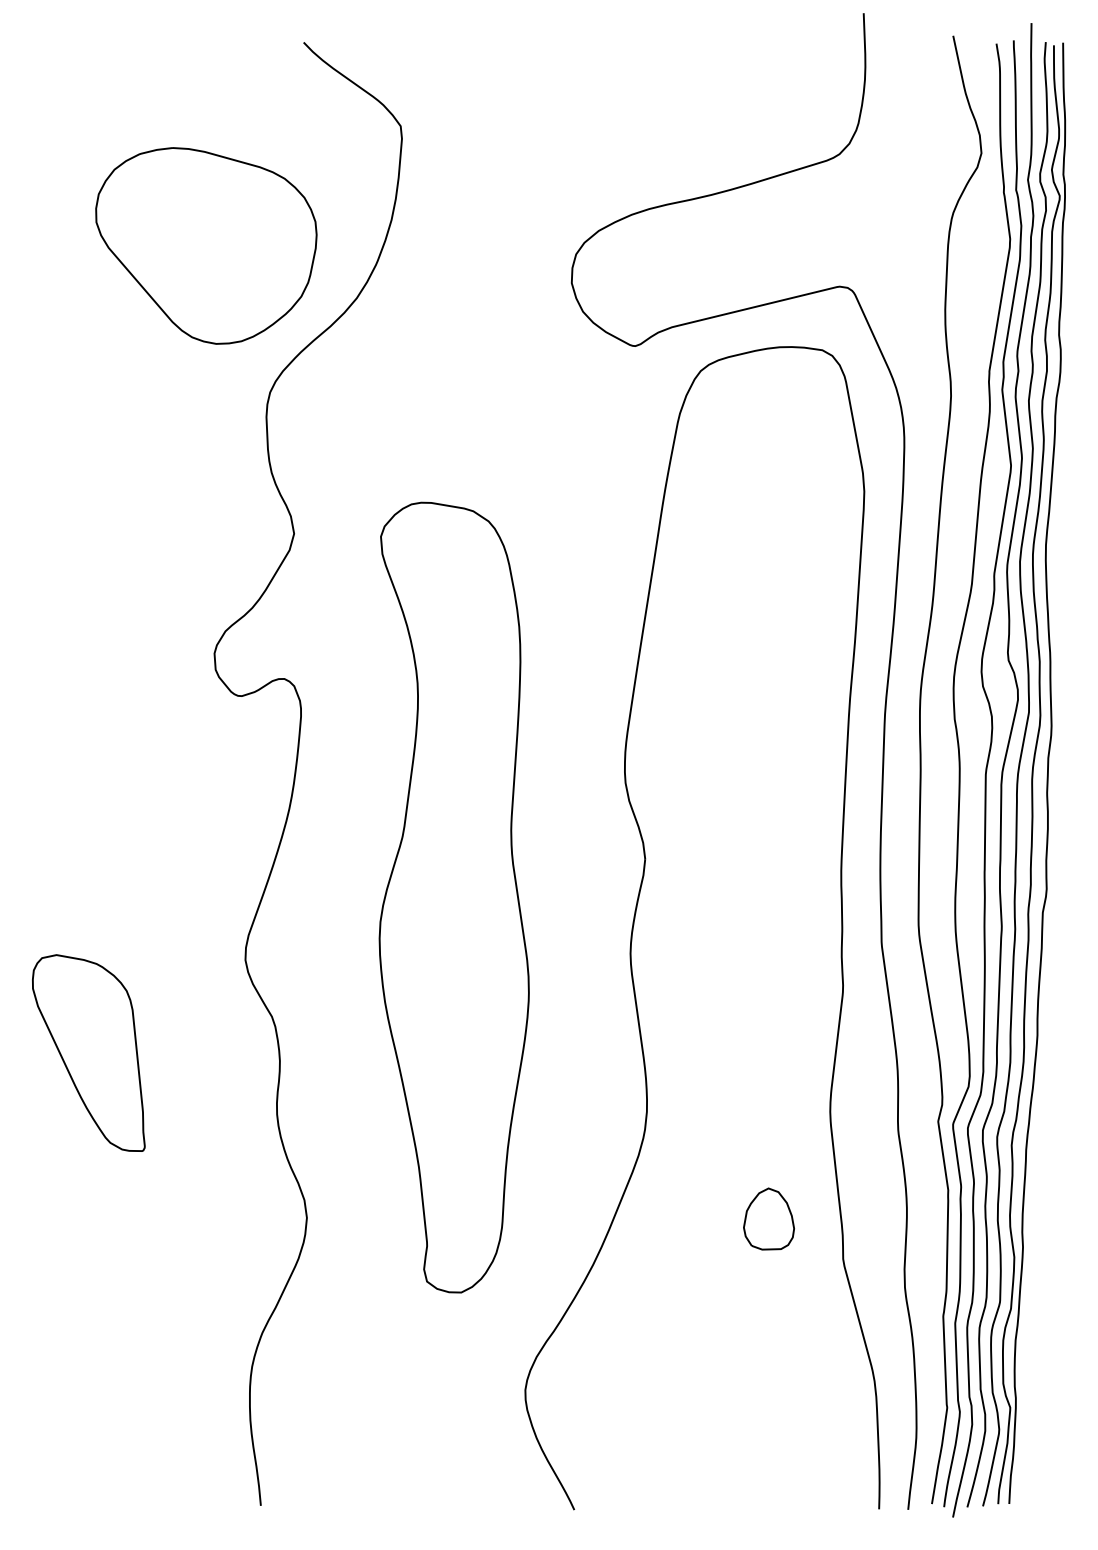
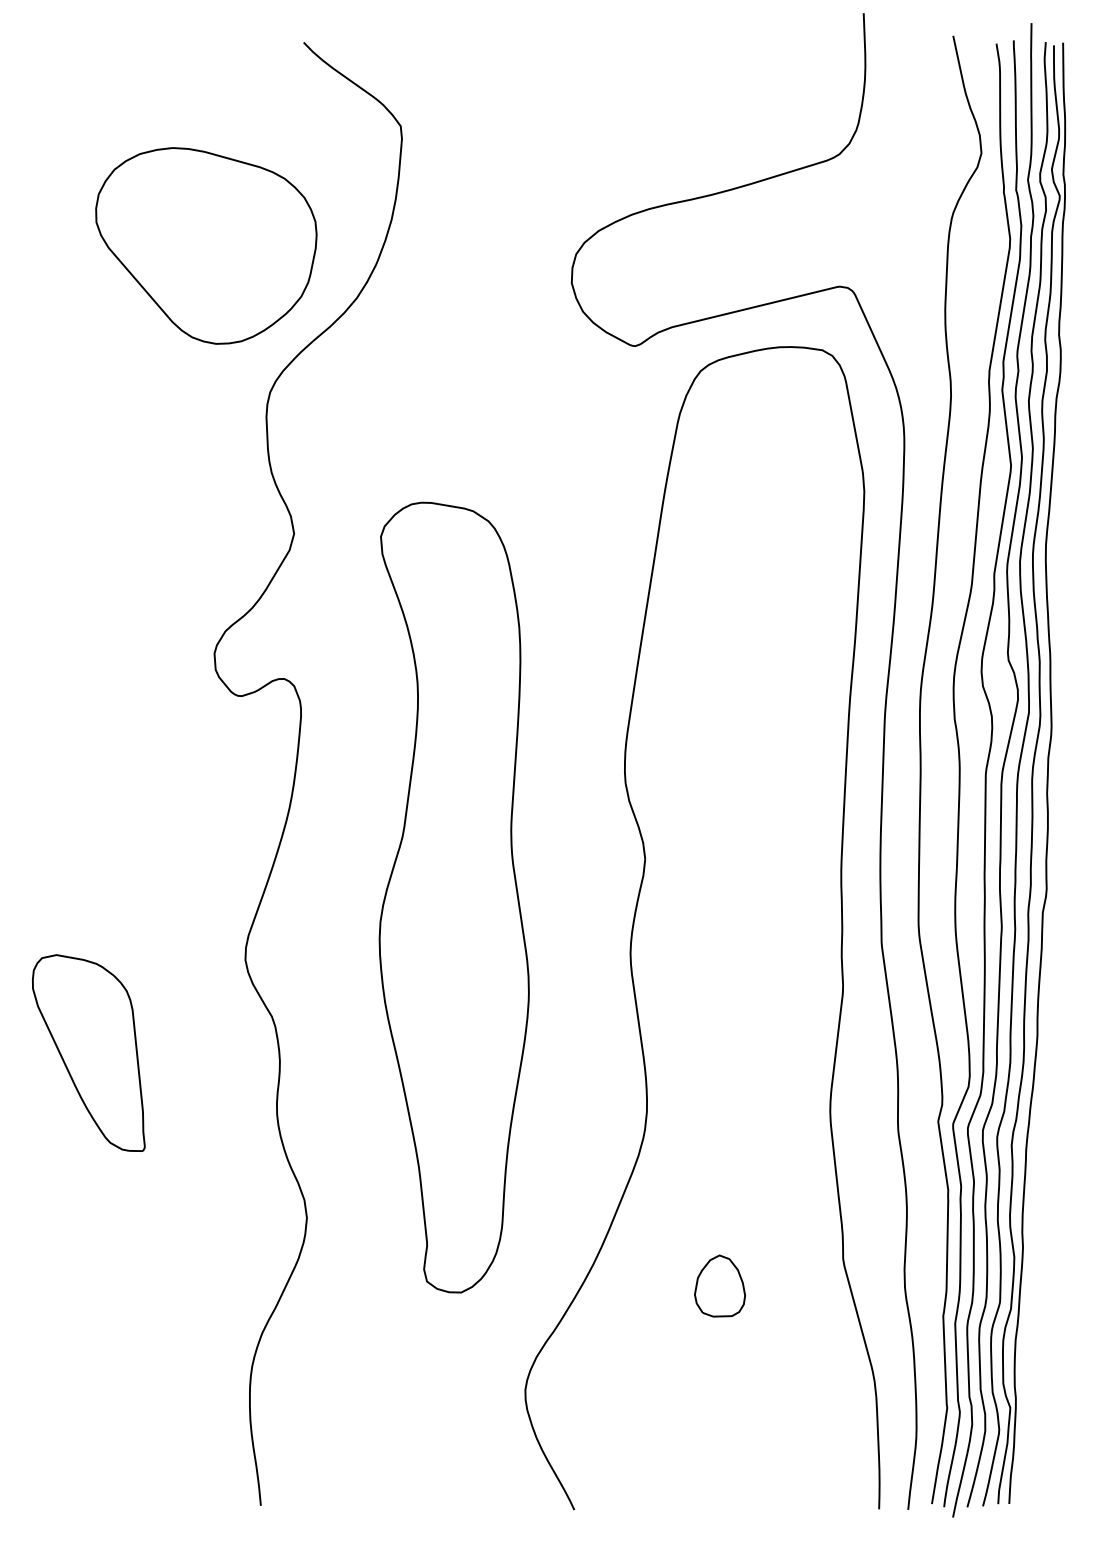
part position: (768, 1218) -> (719, 1285) (719, 1285)
